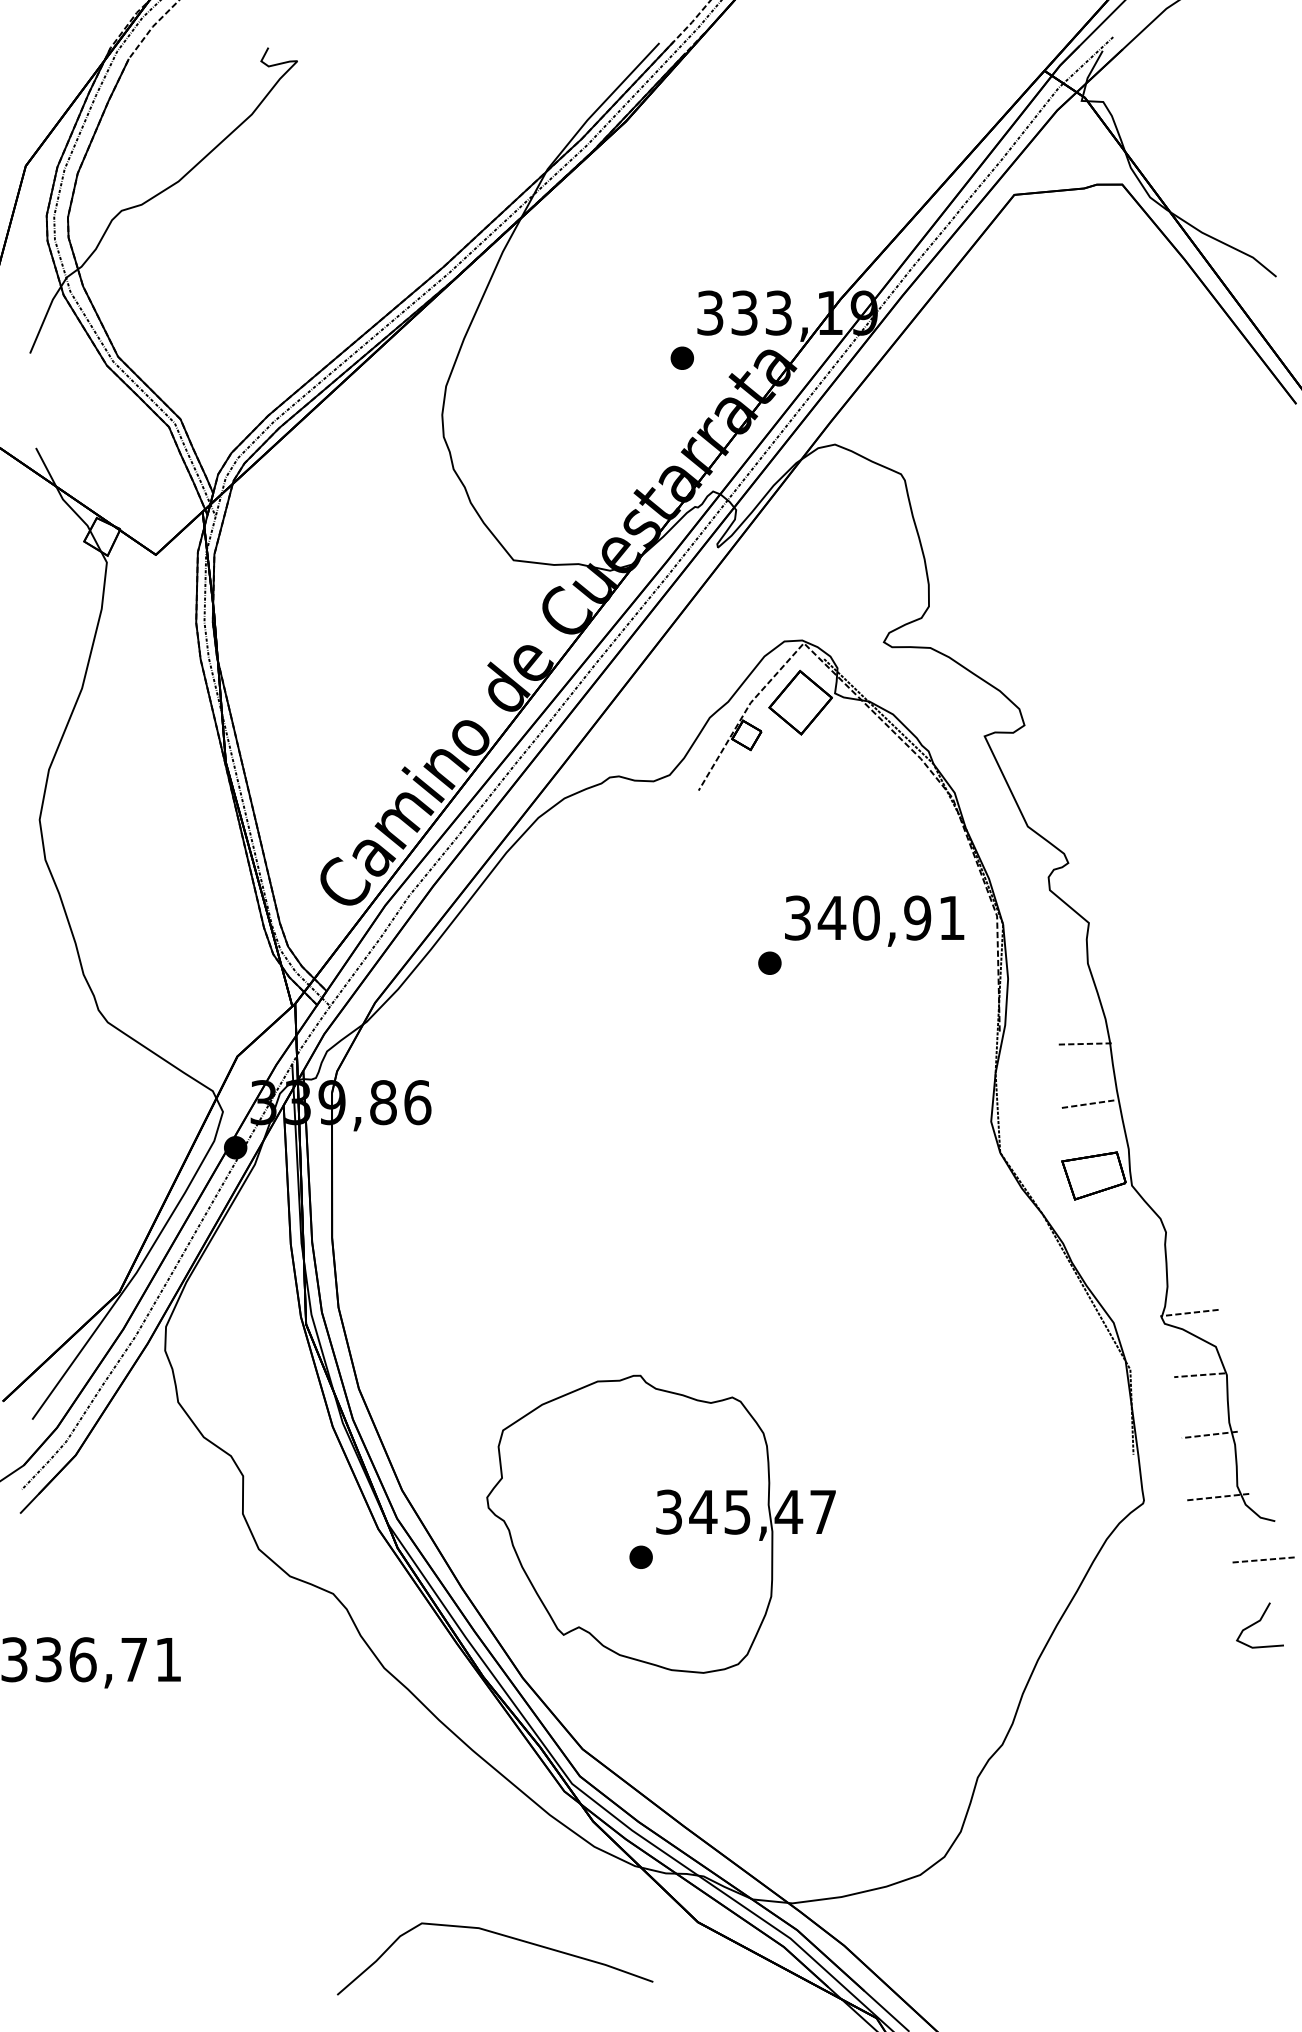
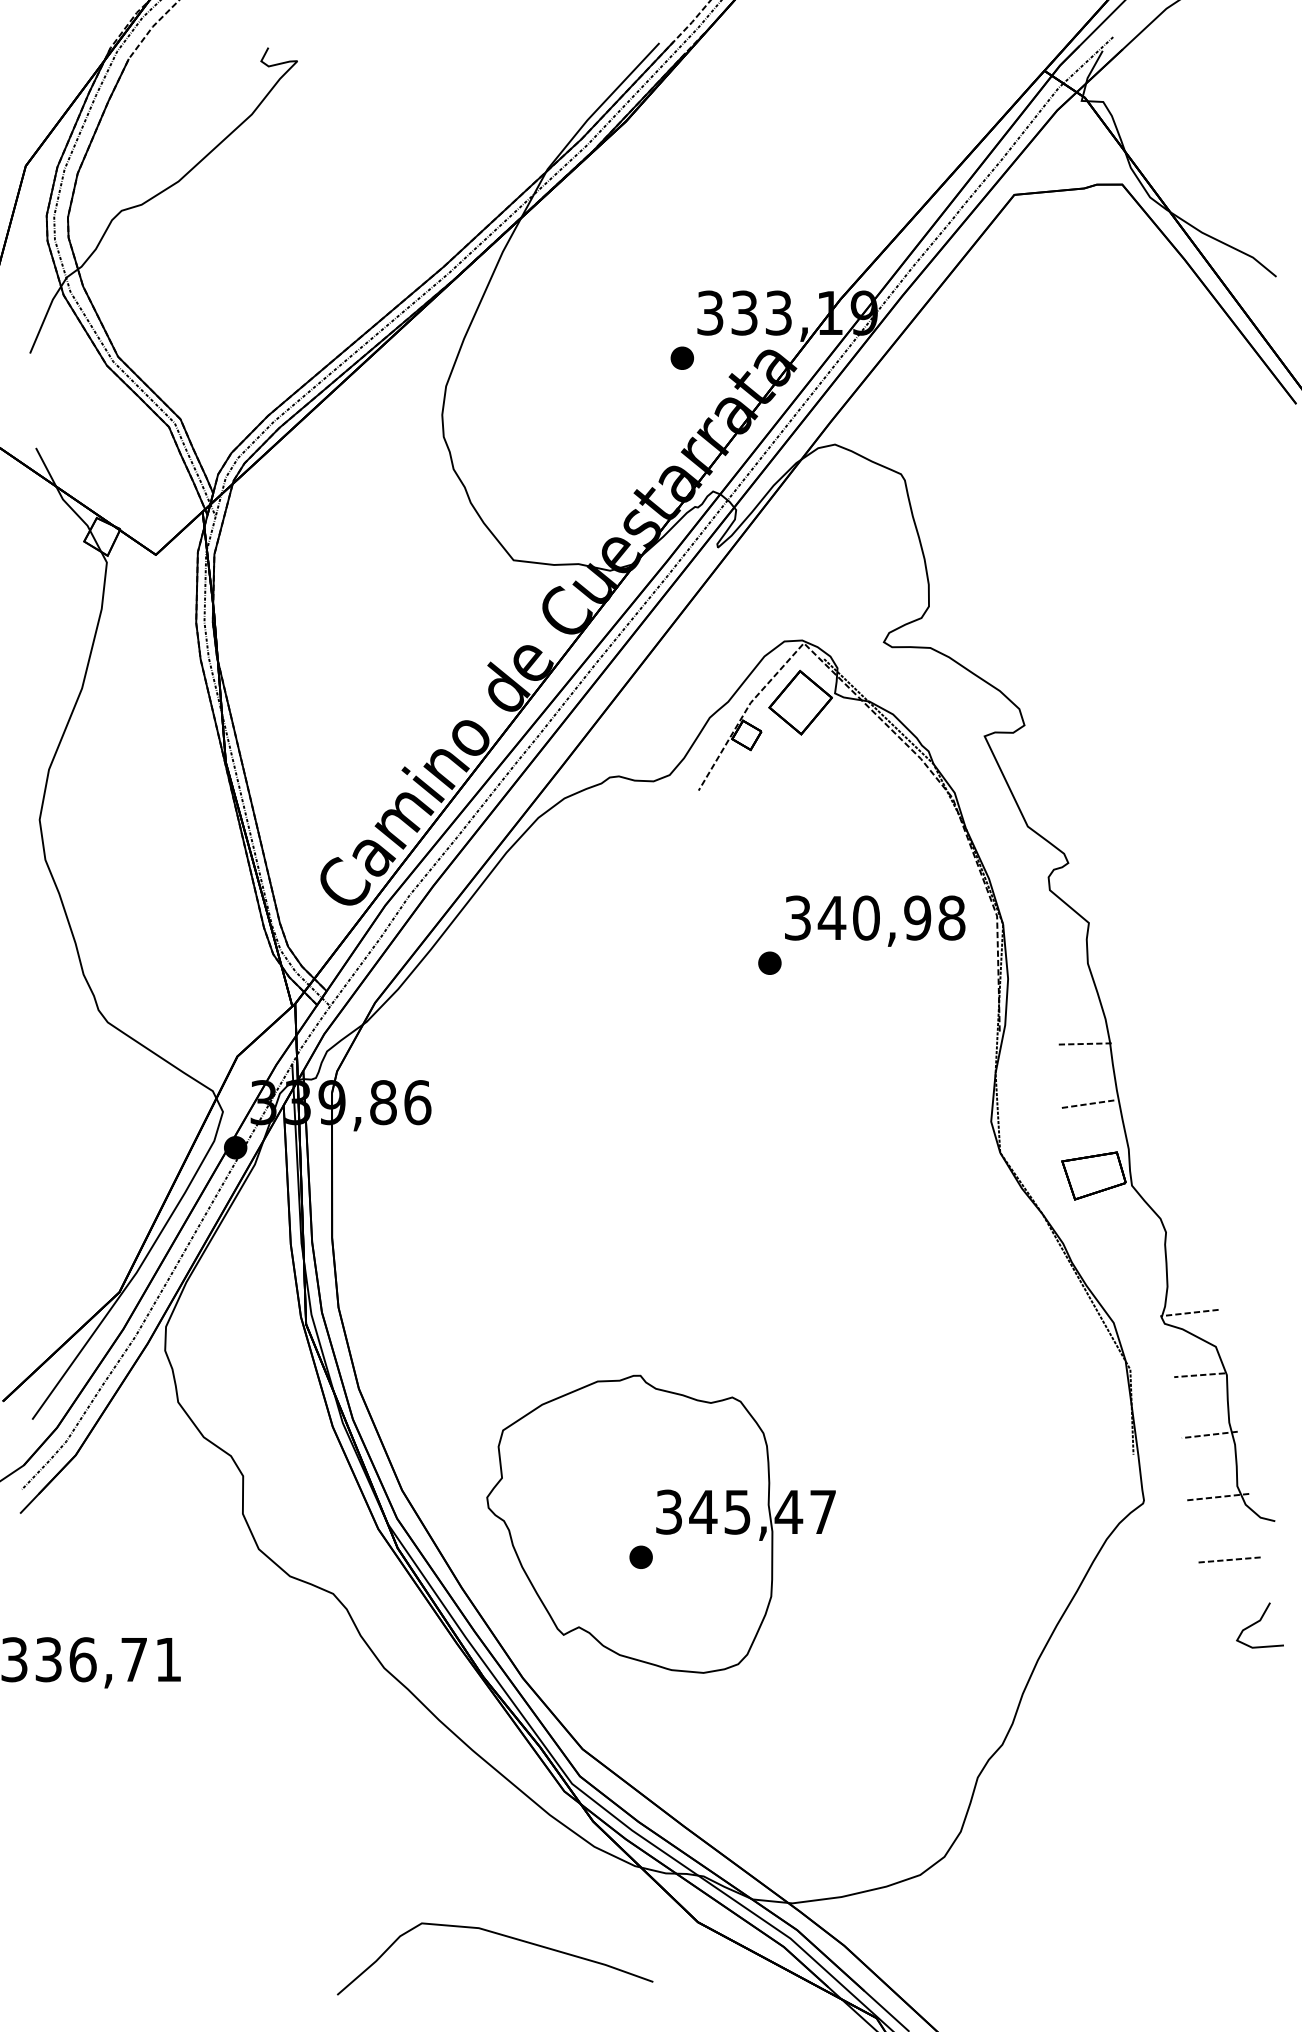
text: 340,91 -> 340,98 (951, 917)
line position: (1263, 1559) -> (1229, 1559) (1229, 1559)
